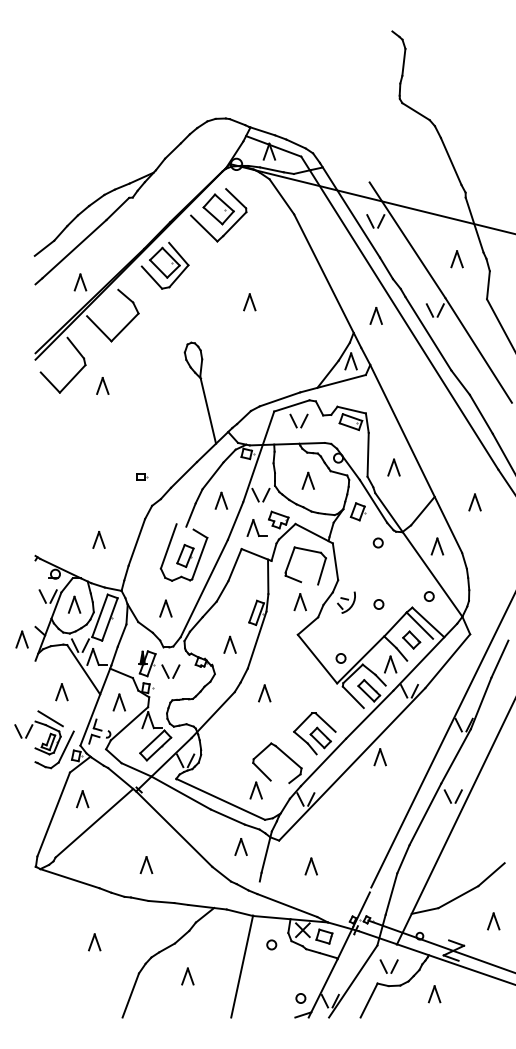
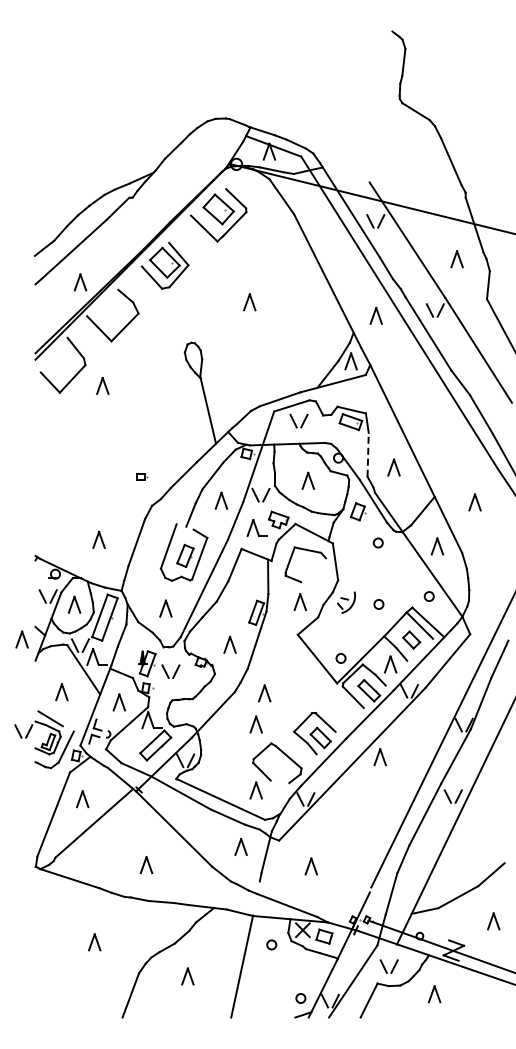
line: solid -> dashed (368, 454)
line: present -> none (321, 571)
part: none -> present (255, 724)
